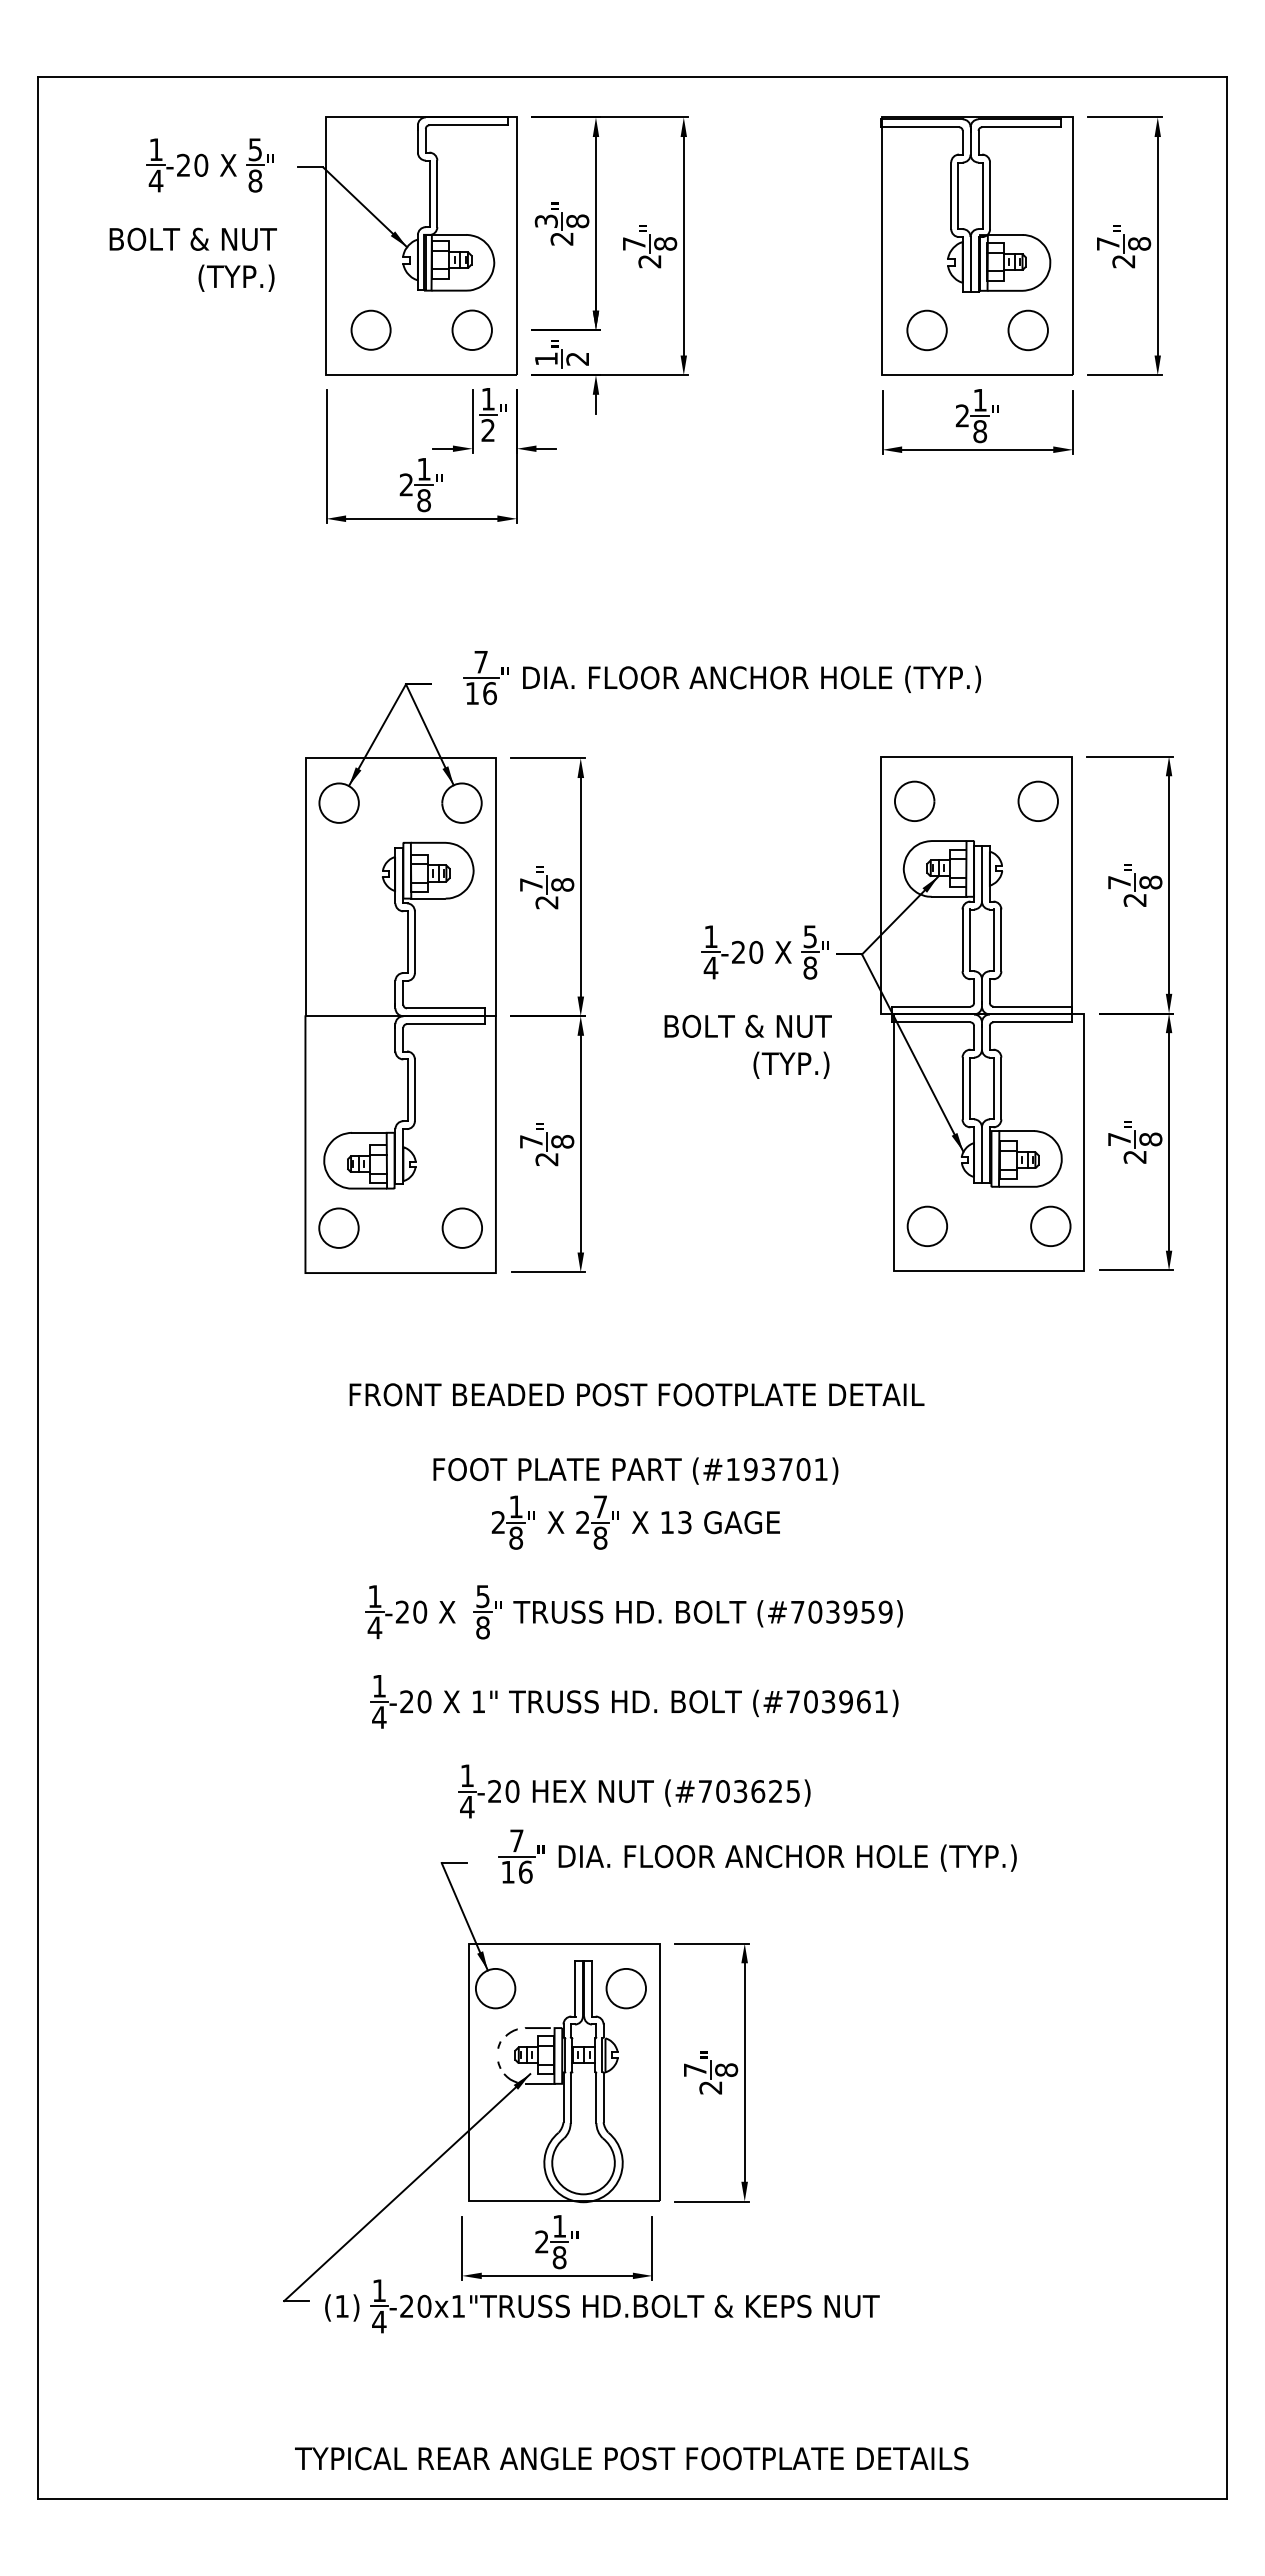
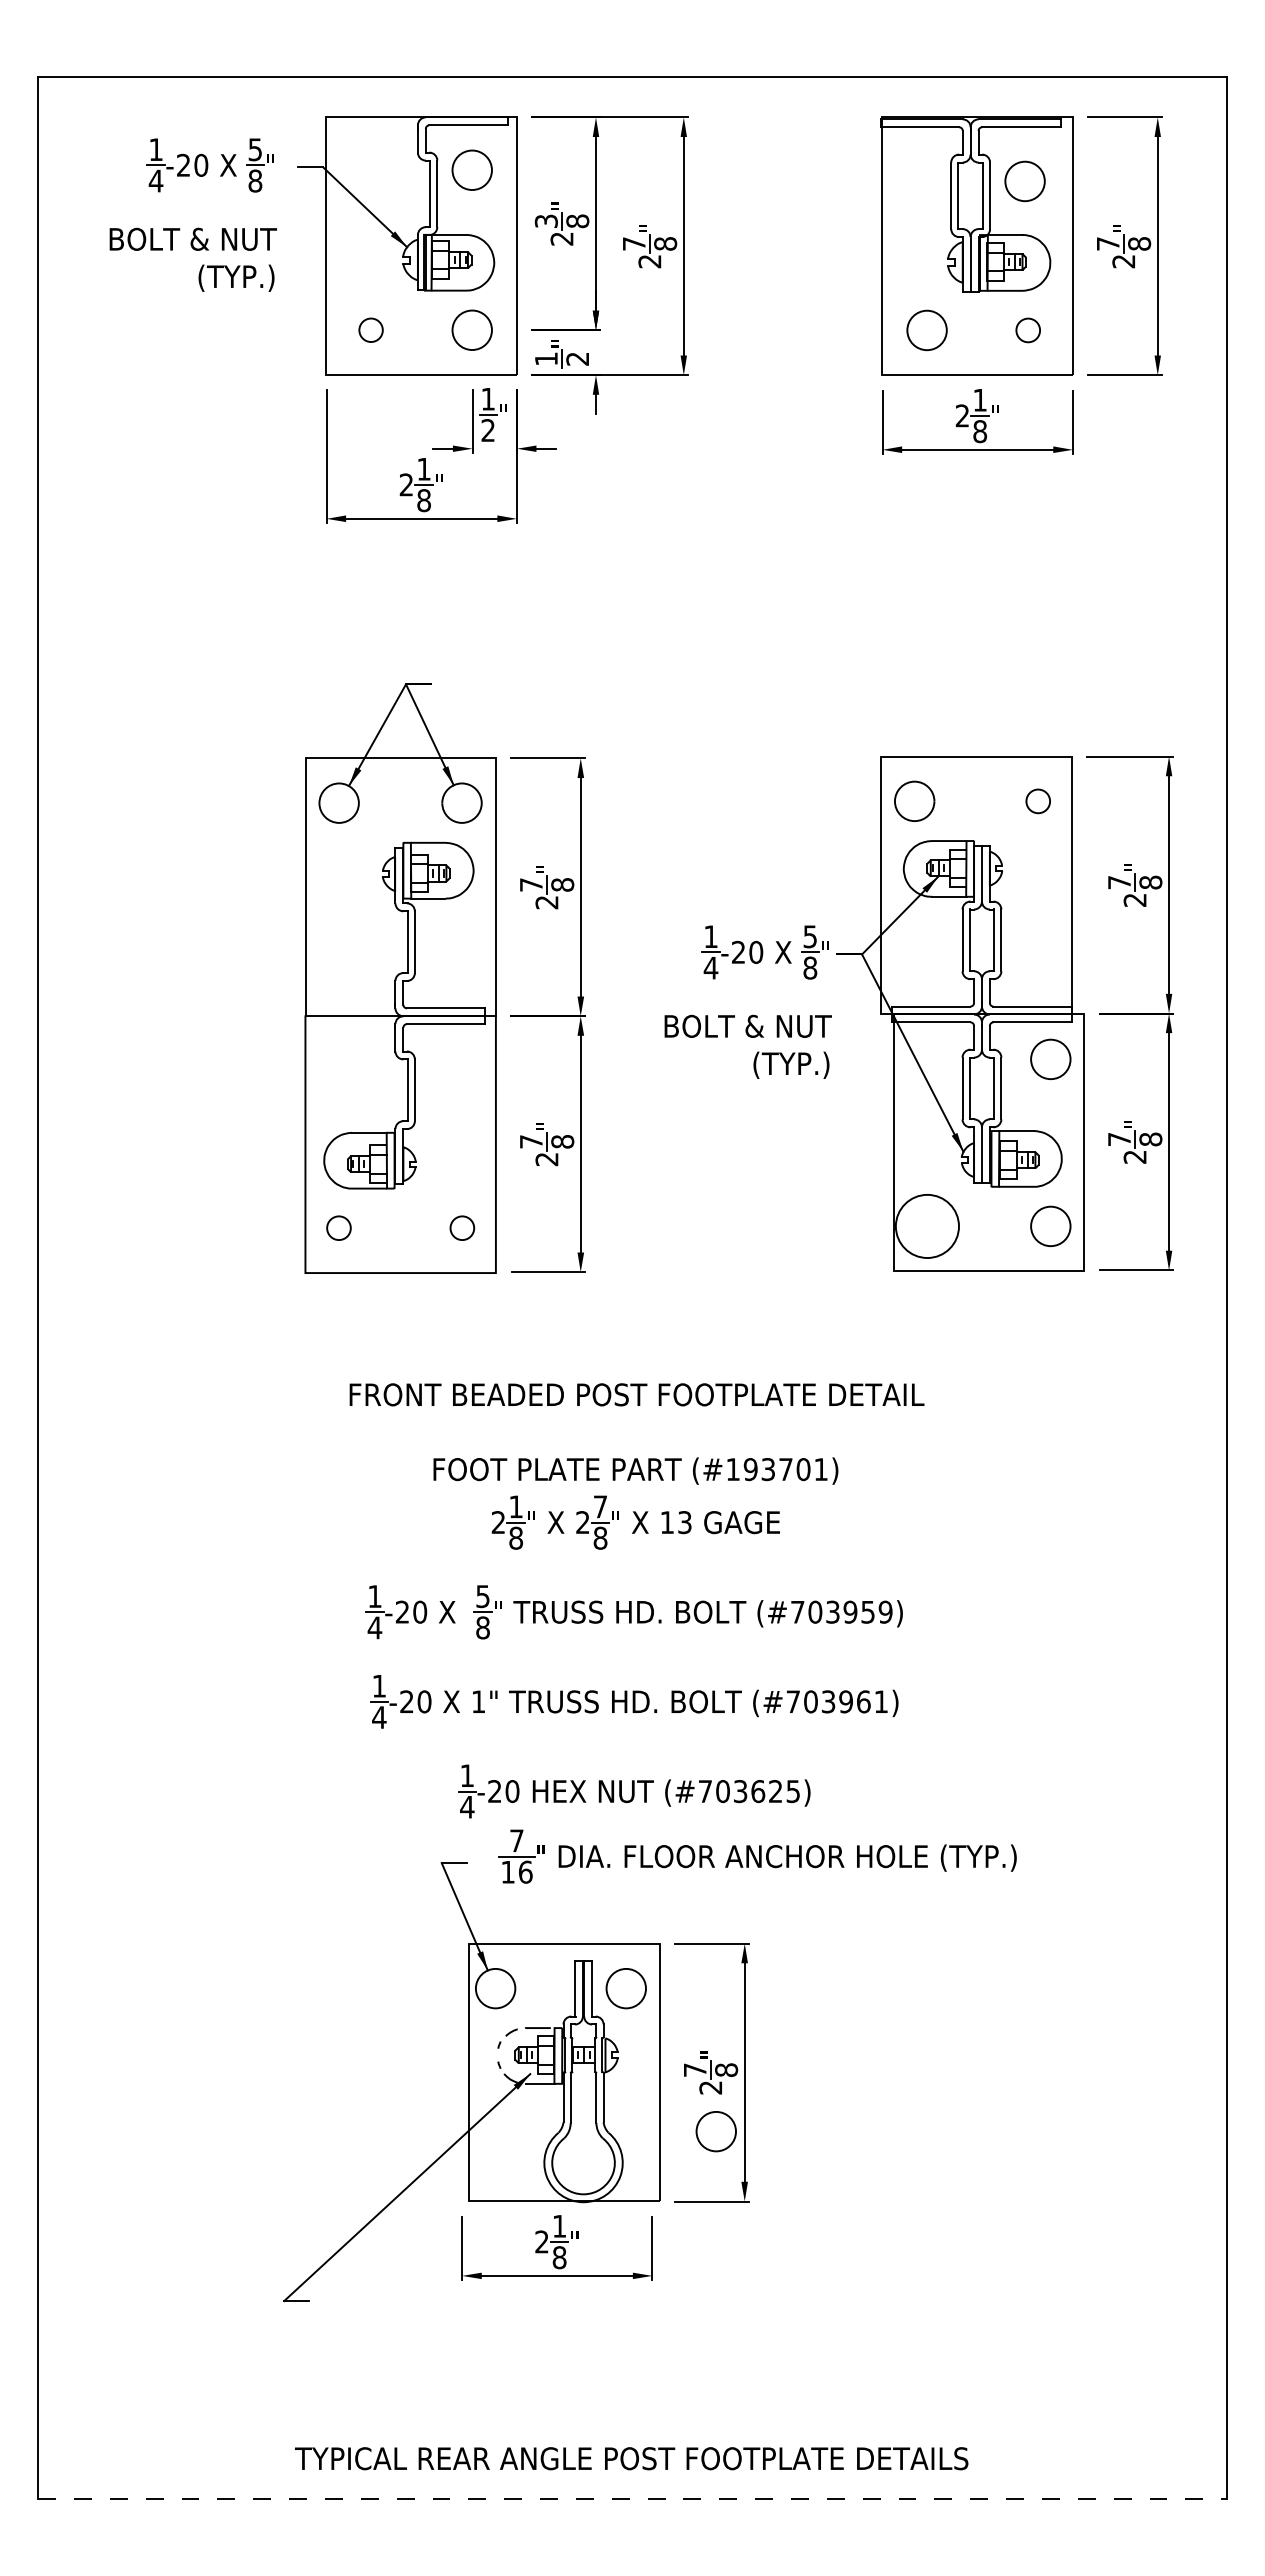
circle: none -> present (471, 169)
circle: none -> present (1024, 181)
circle diameter: 39 px -> 23 px (370, 330)
circle diameter: 39 px -> 24 px (1028, 330)
part: present -> none (722, 678)
circle diameter: 39 px -> 24 px (1038, 801)
circle: none -> present (1050, 1058)
circle diameter: 39 px -> 63 px (926, 1225)
circle diameter: 39 px -> 24 px (338, 1228)
circle diameter: 39 px -> 24 px (462, 1228)
circle: none -> present (715, 2131)
part: present -> none (602, 2306)
line: solid -> dashed (632, 2498)
